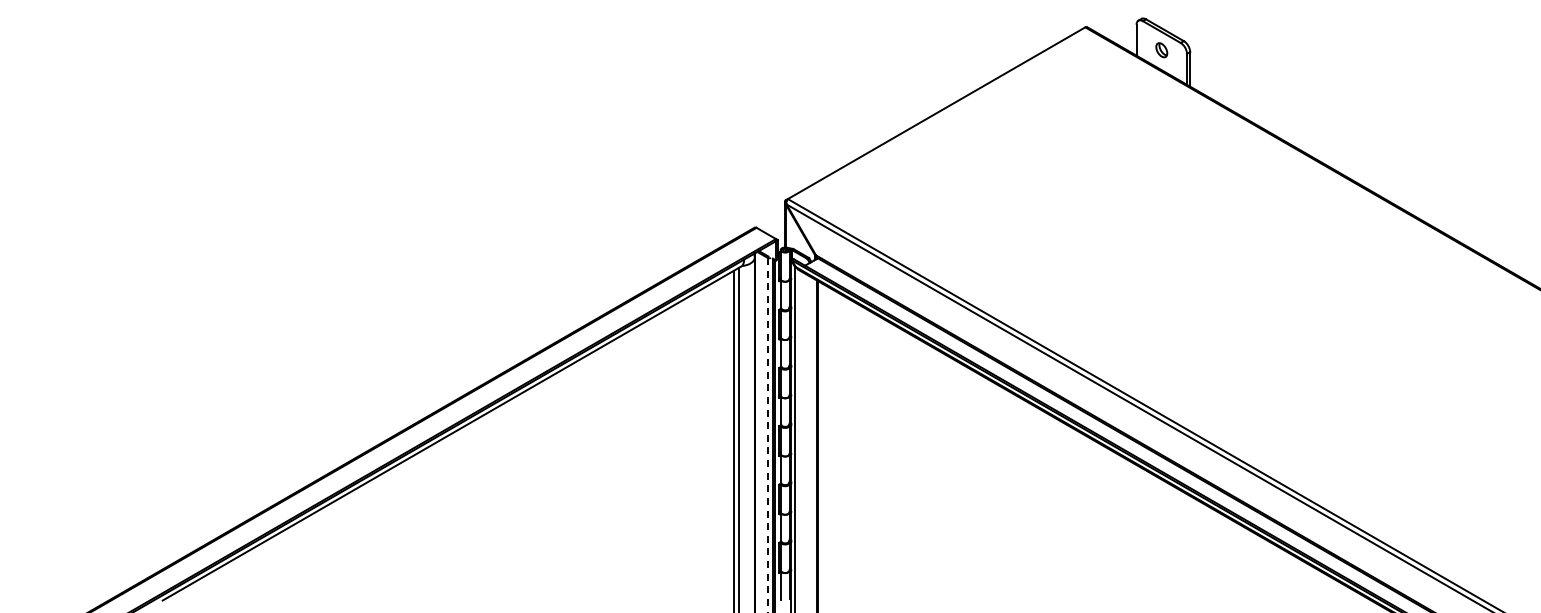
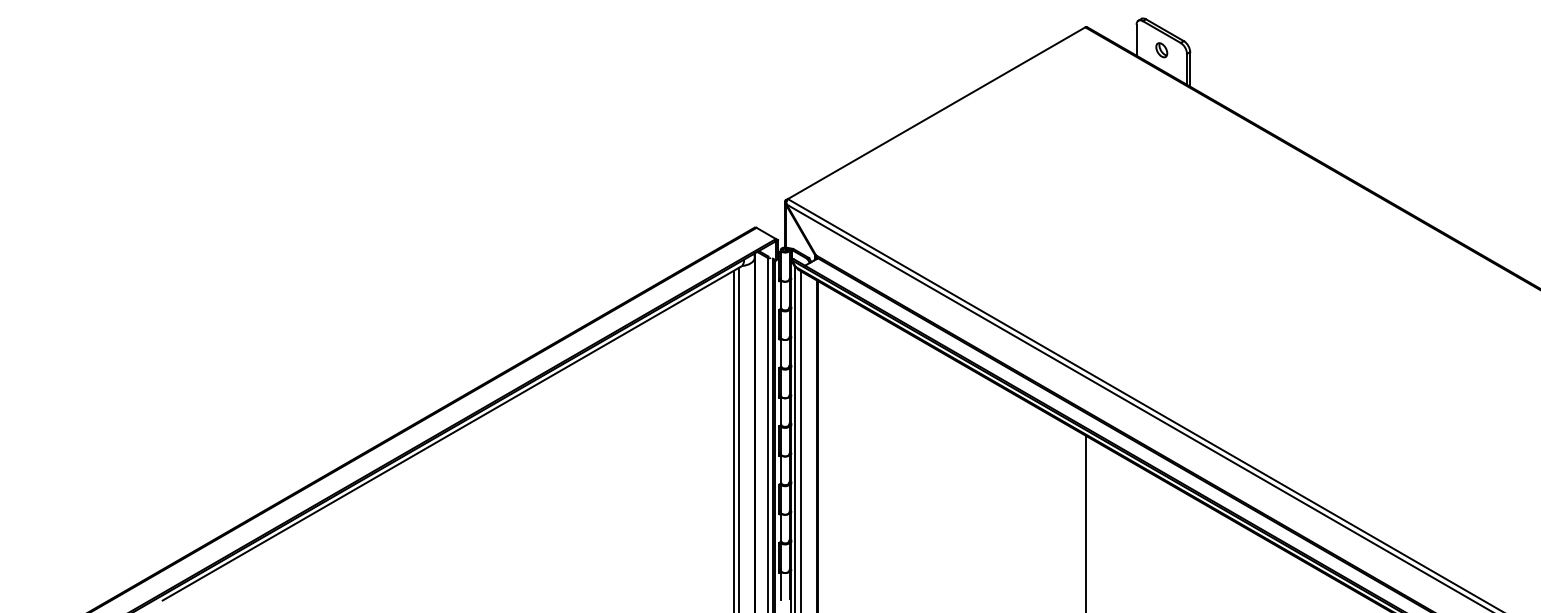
line: dashed -> solid (767, 435)
line: none -> present (800, 440)
line: none -> present (1086, 522)
